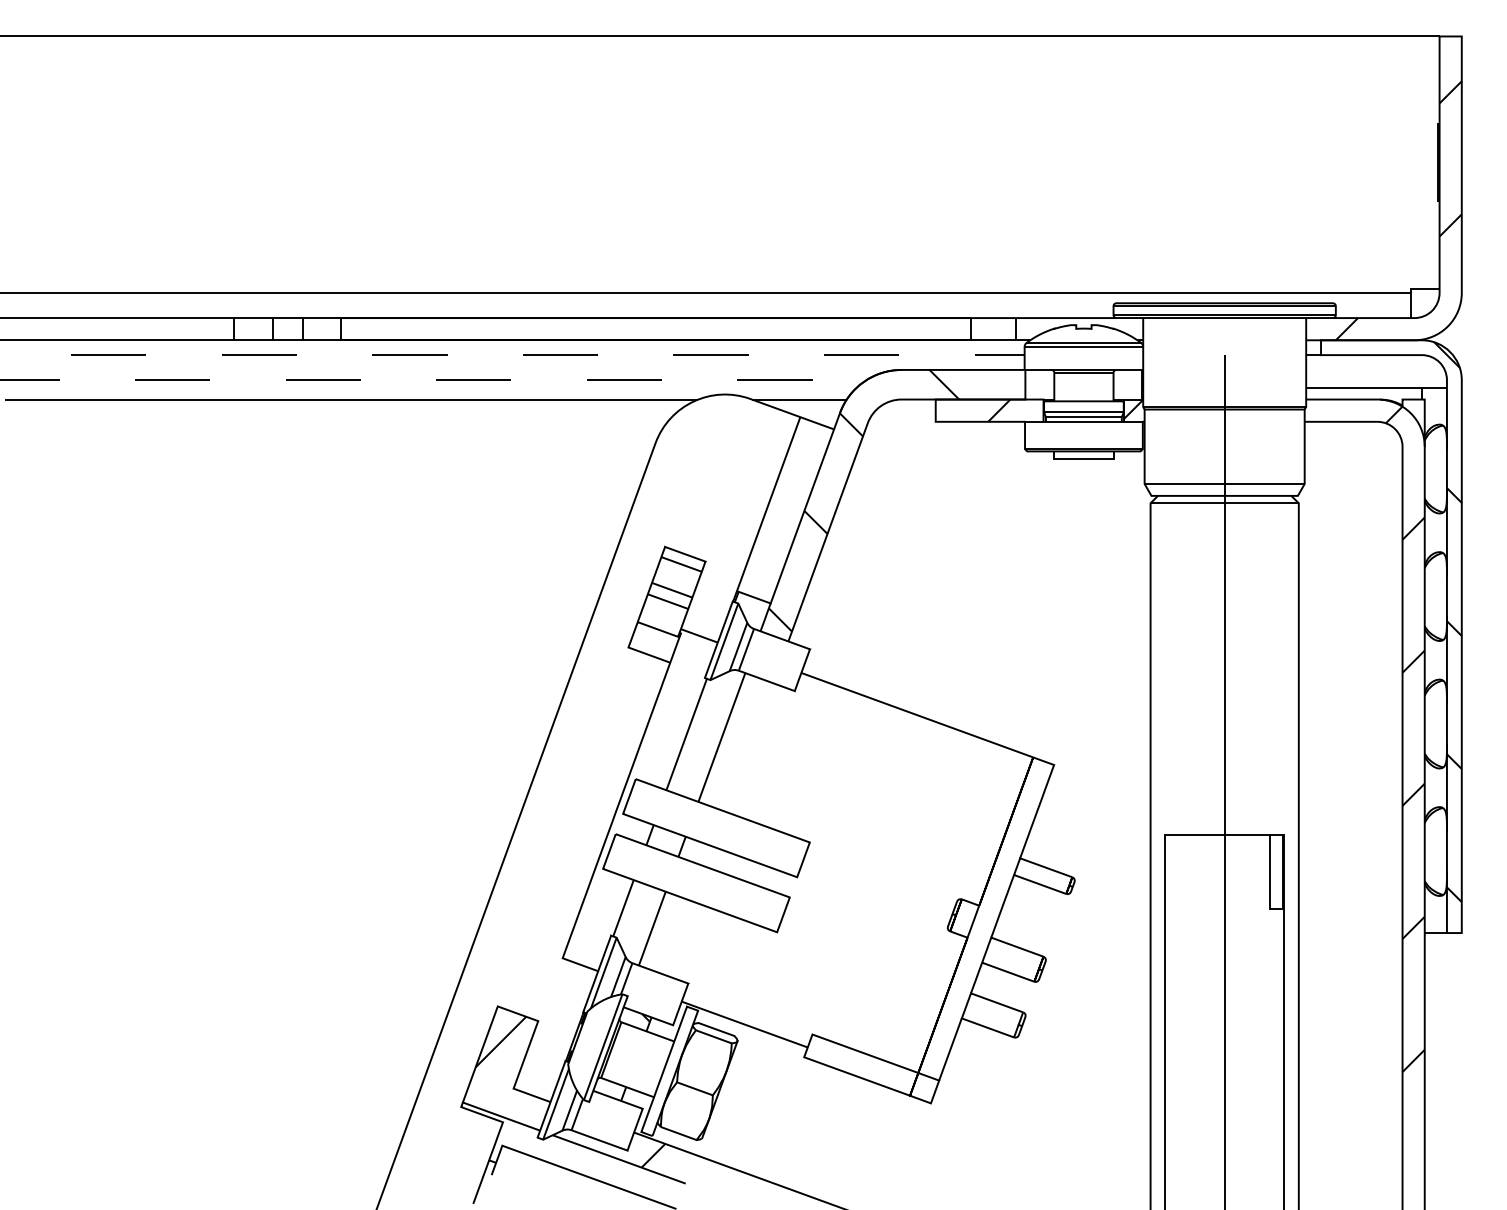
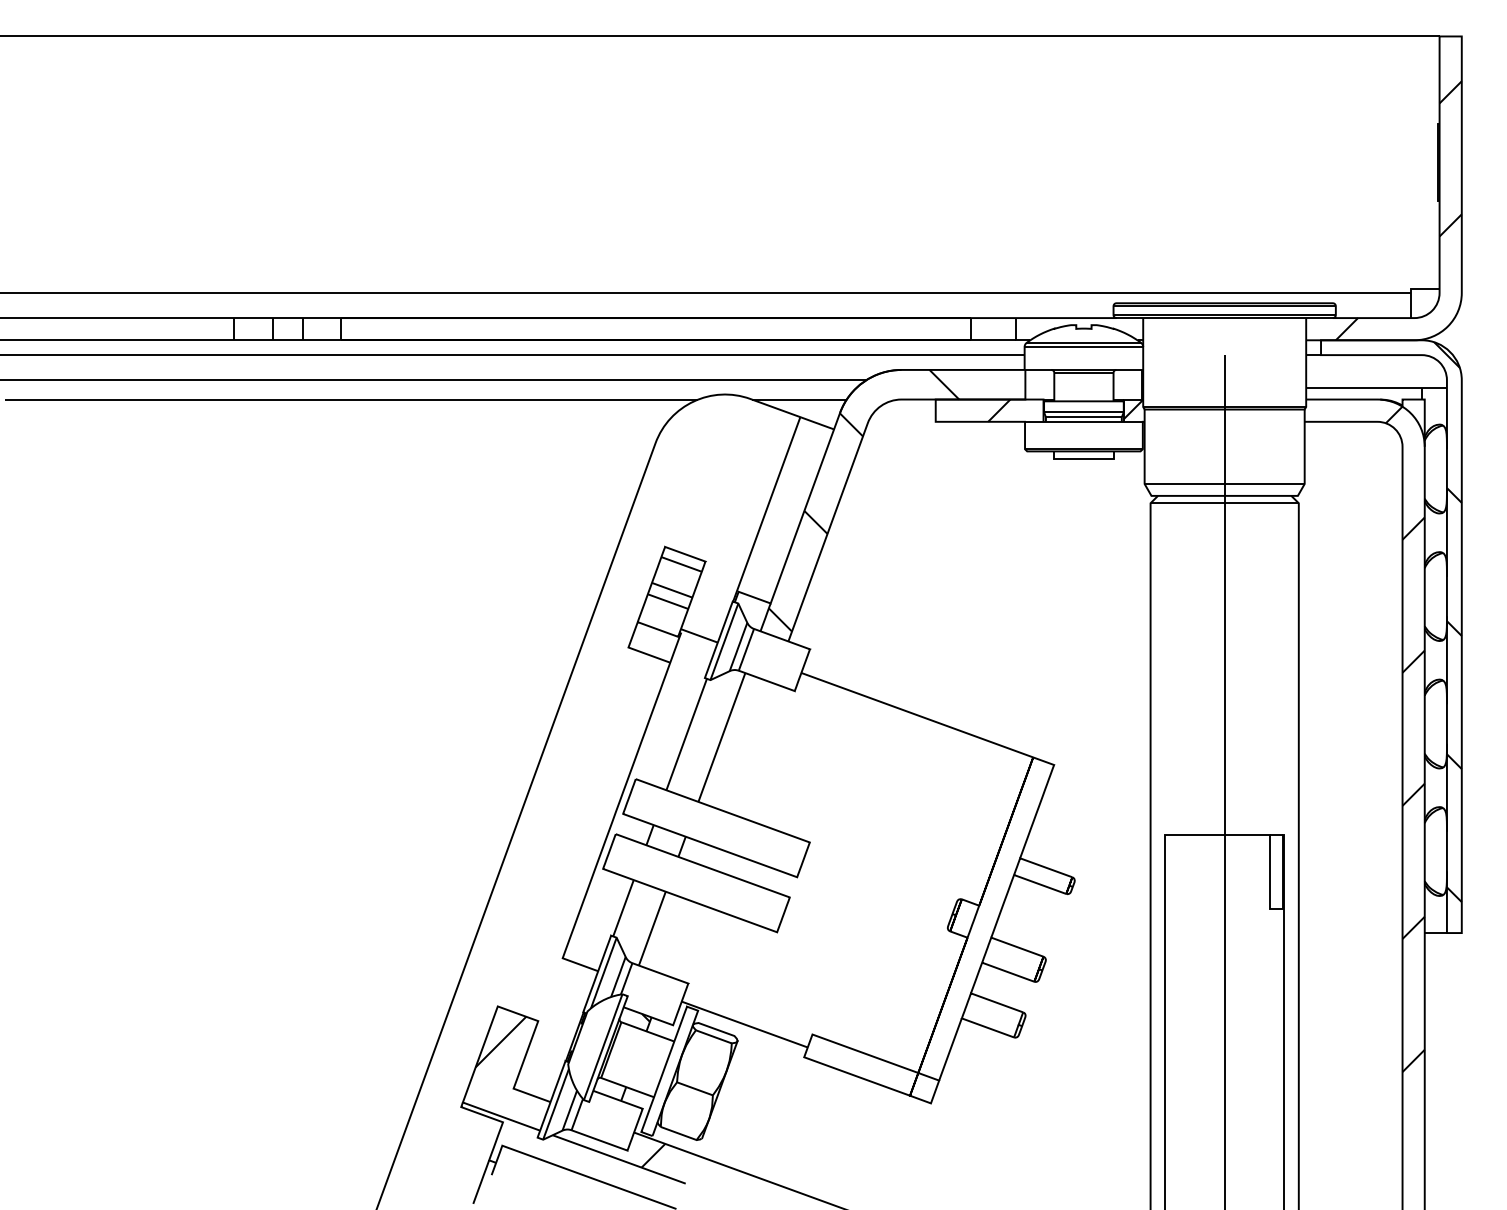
line: dashed -> solid (512, 355)
line: dashed -> solid (433, 380)
